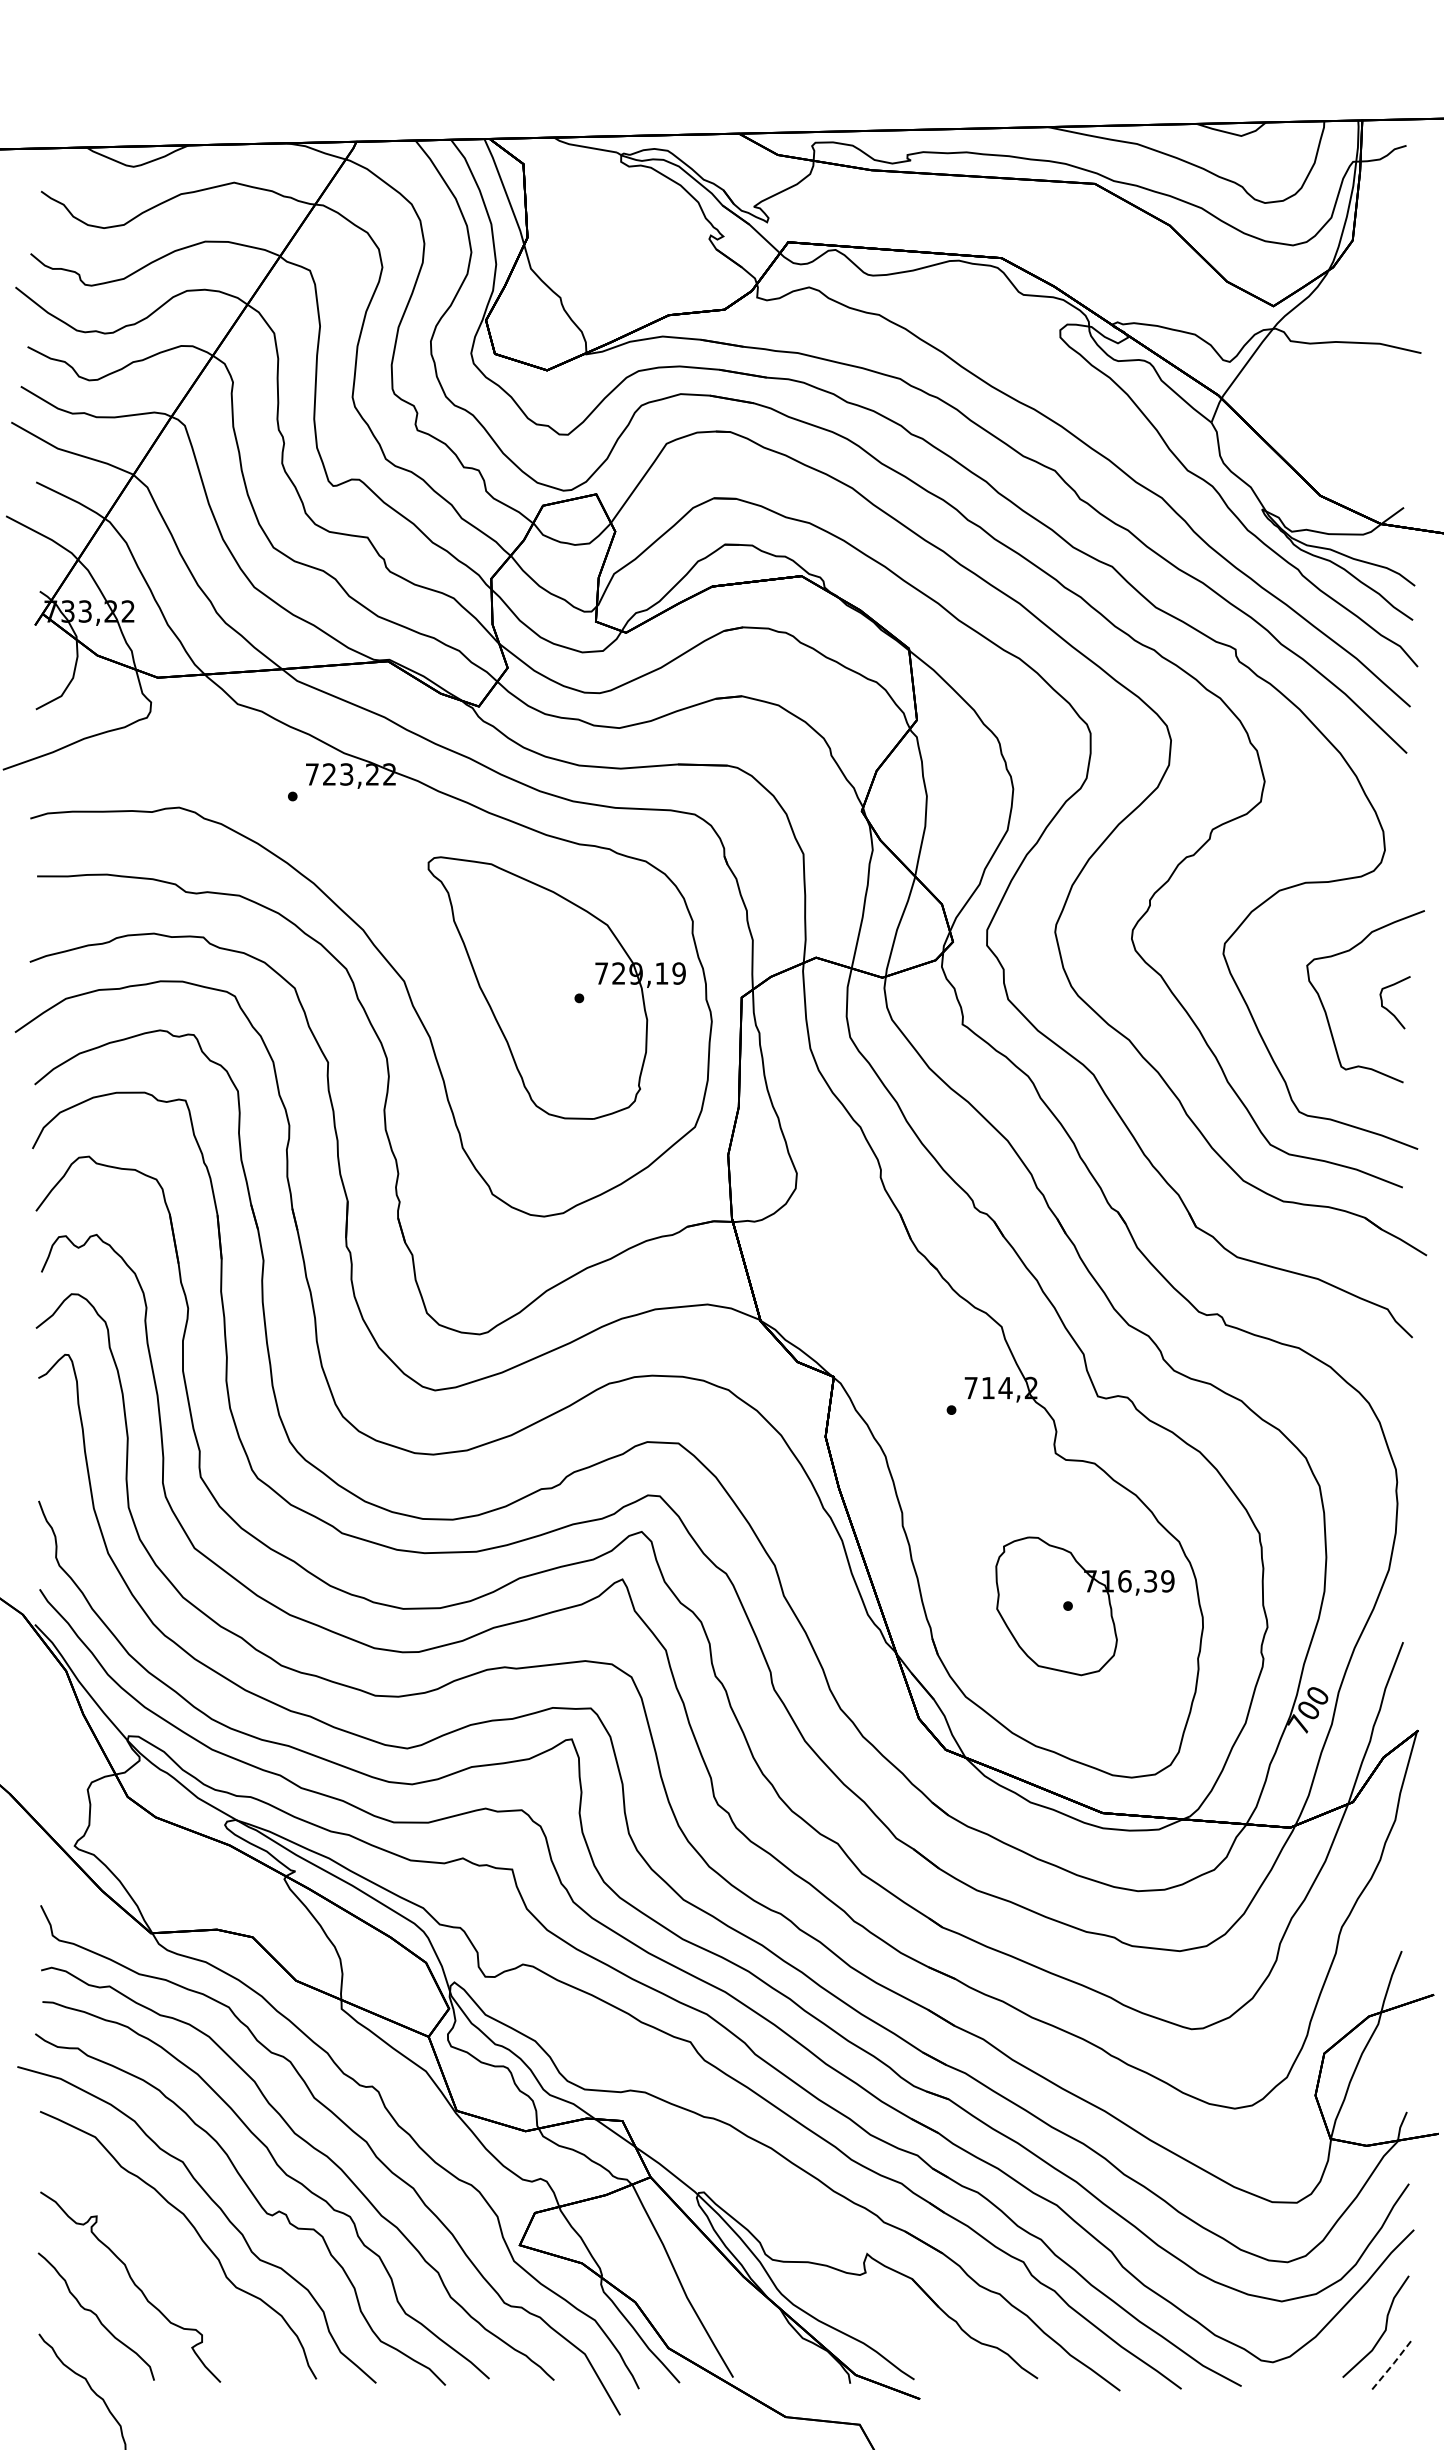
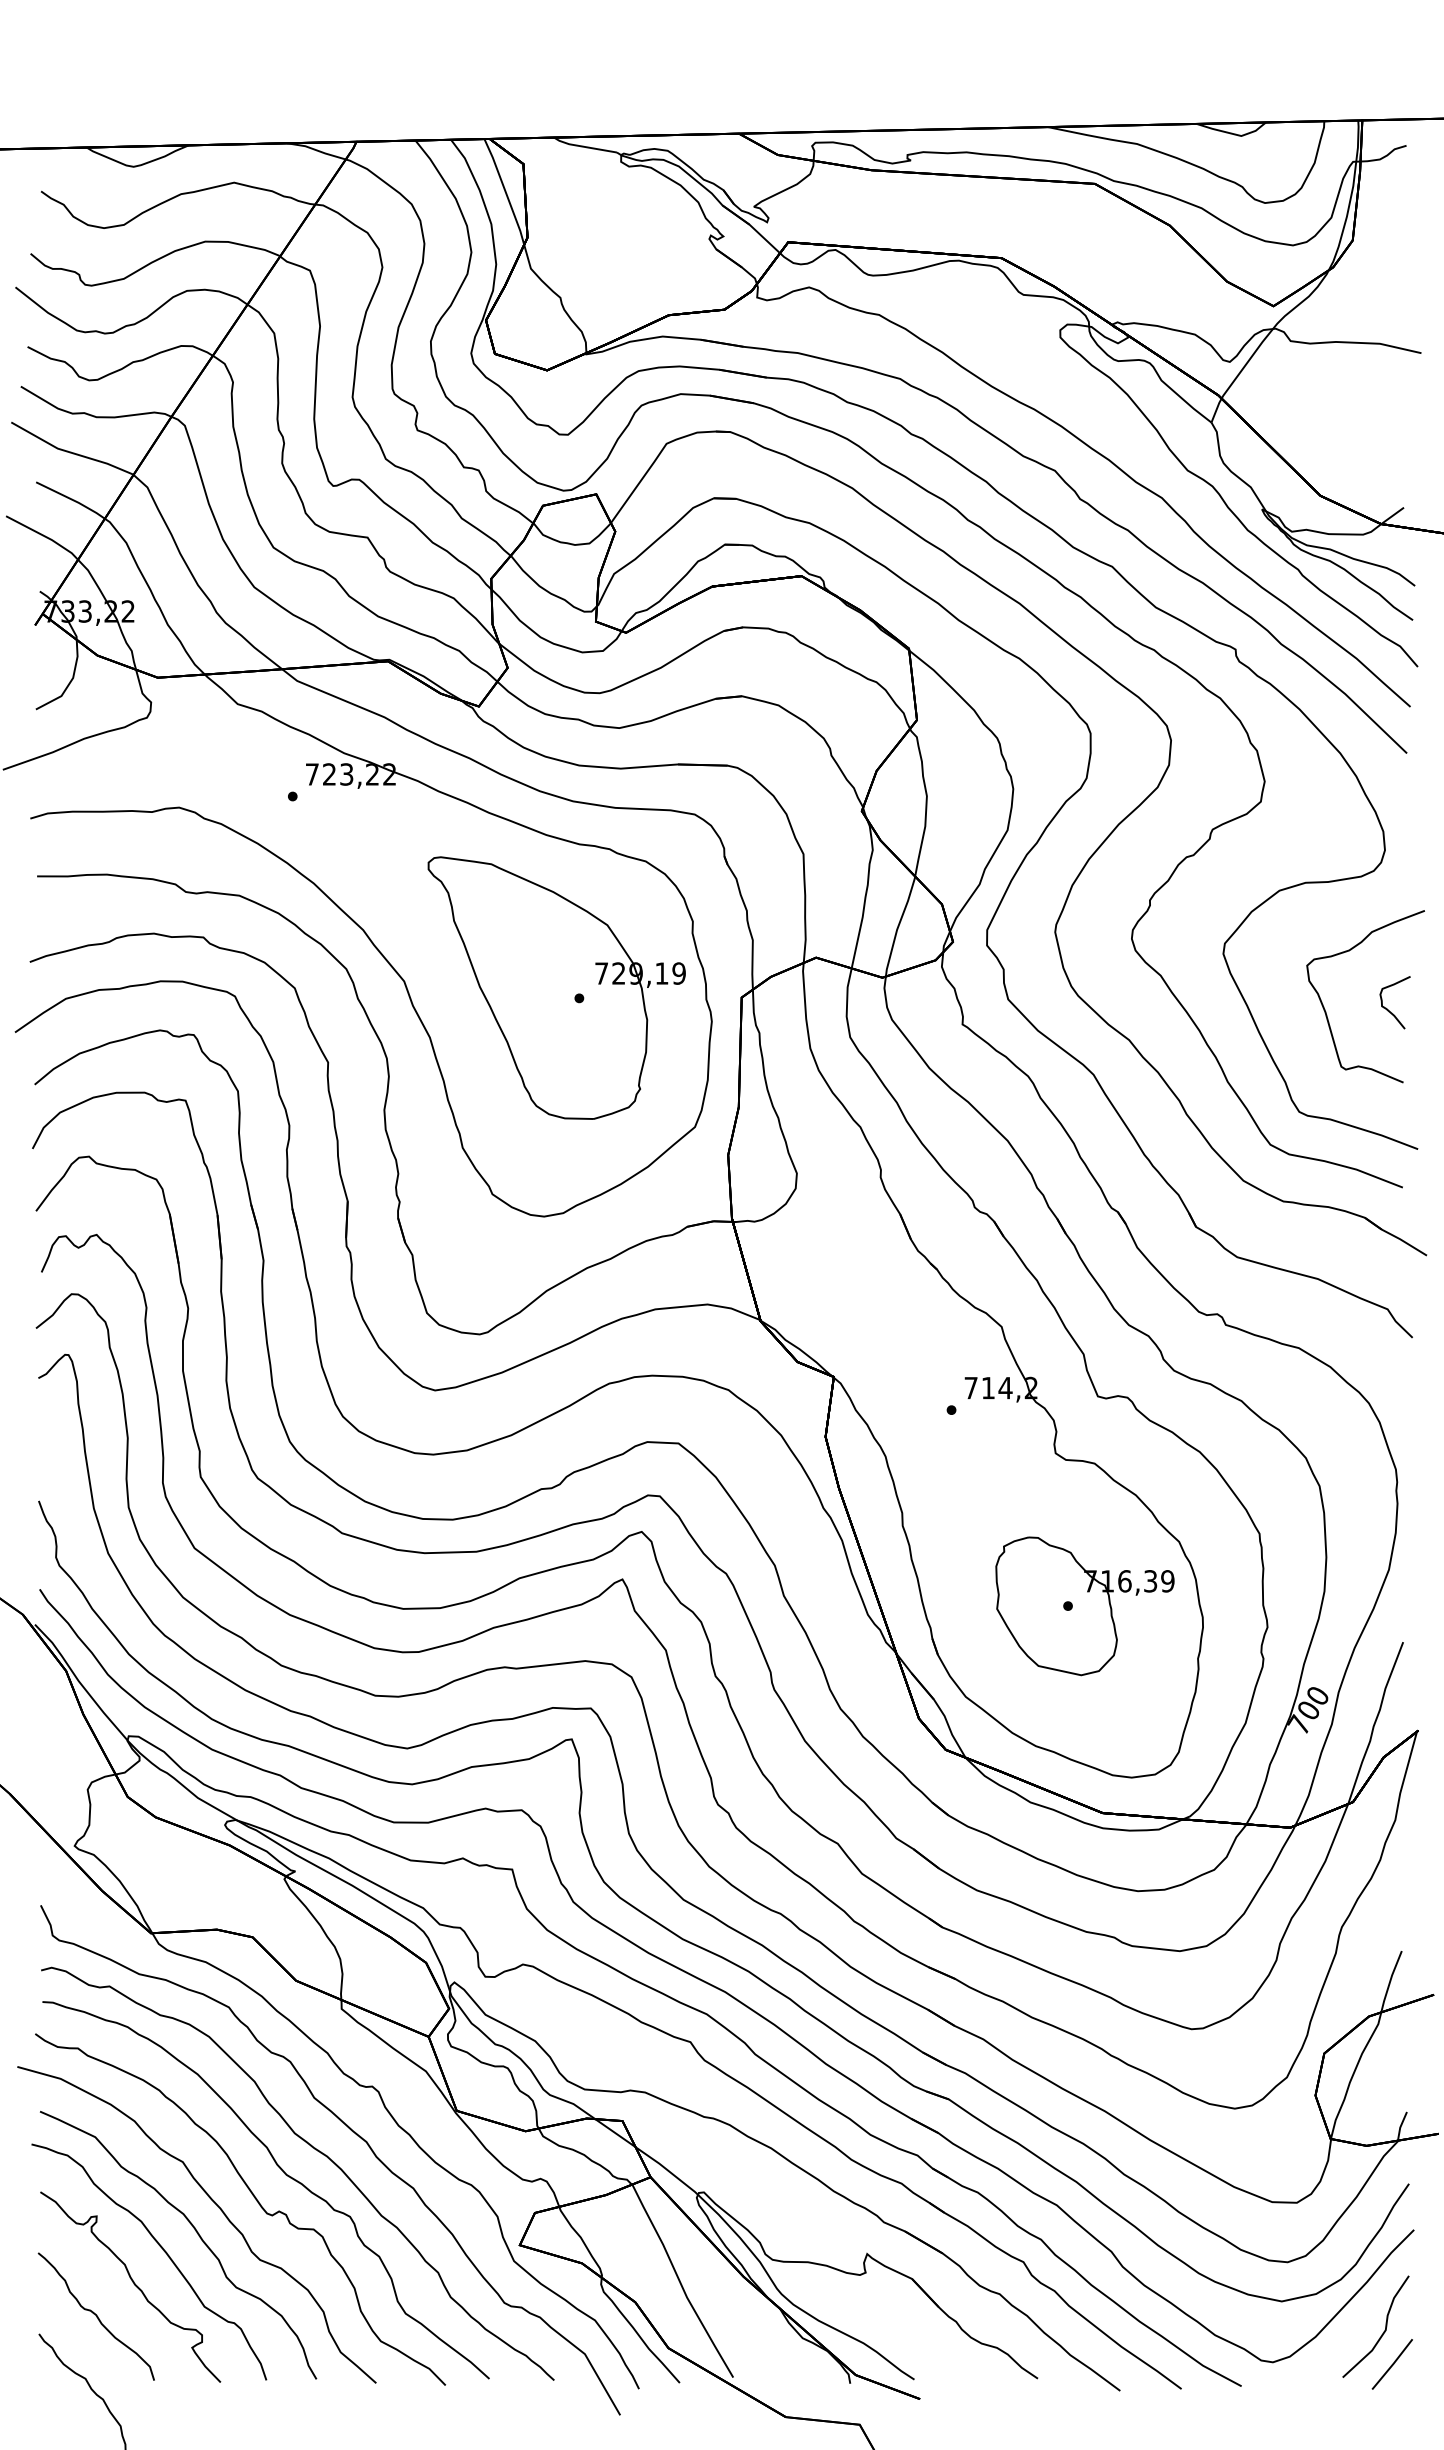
curve: none -> present (163, 2251)
line: dashed -> solid (1393, 2364)
